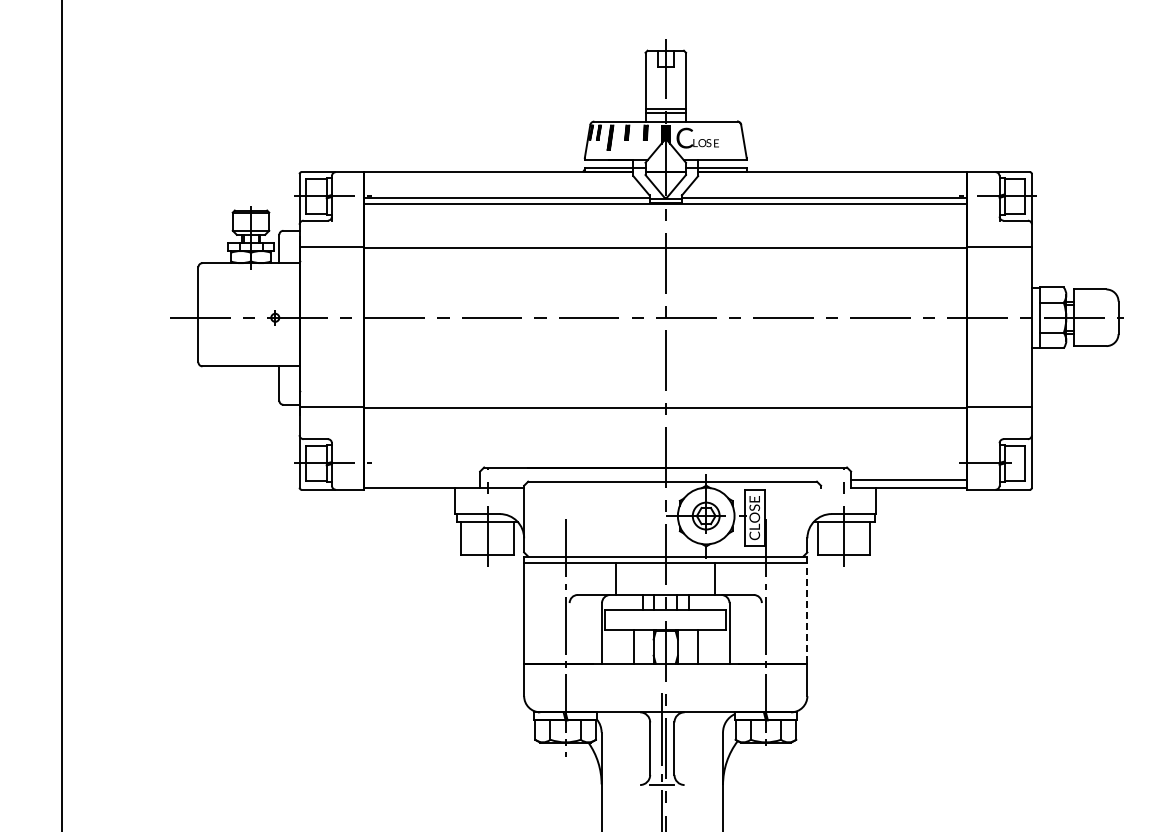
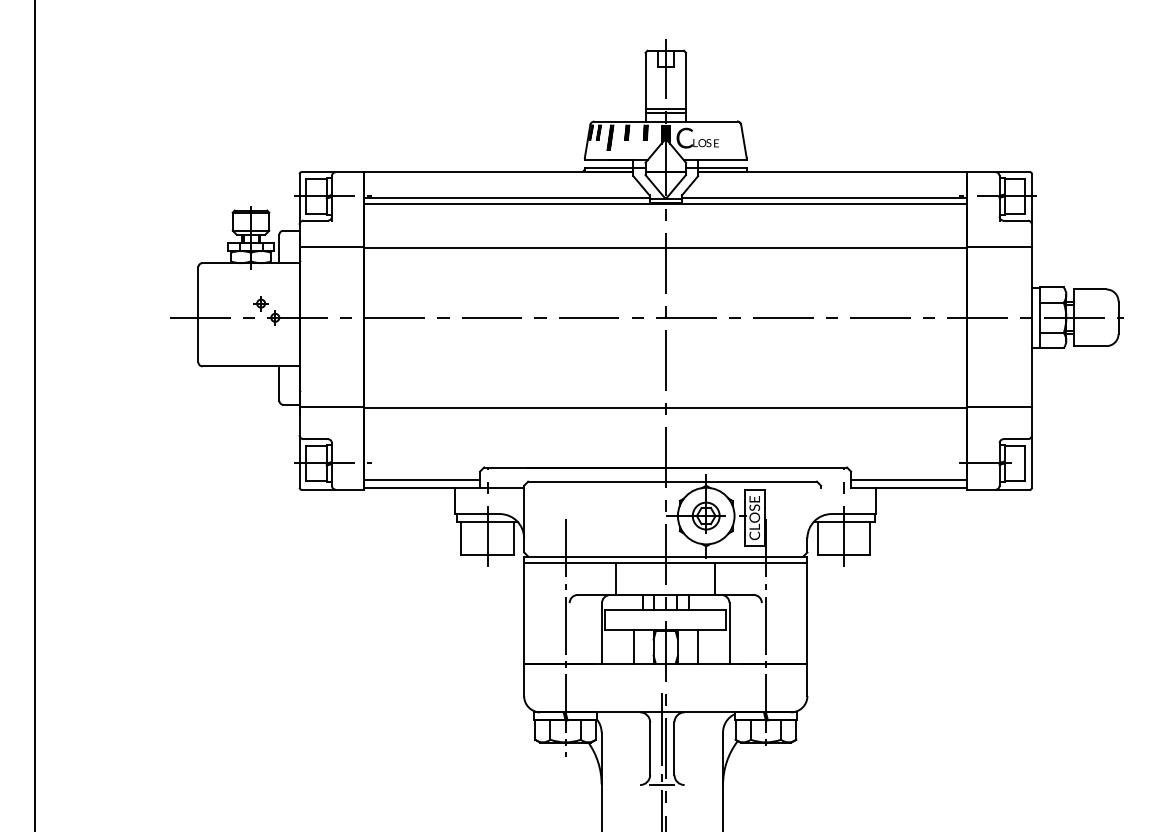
part: none -> present (260, 303)
line position: (61, 415) -> (34, 415) (34, 415)
line: none -> present (422, 479)
line: dashed -> solid (807, 610)
